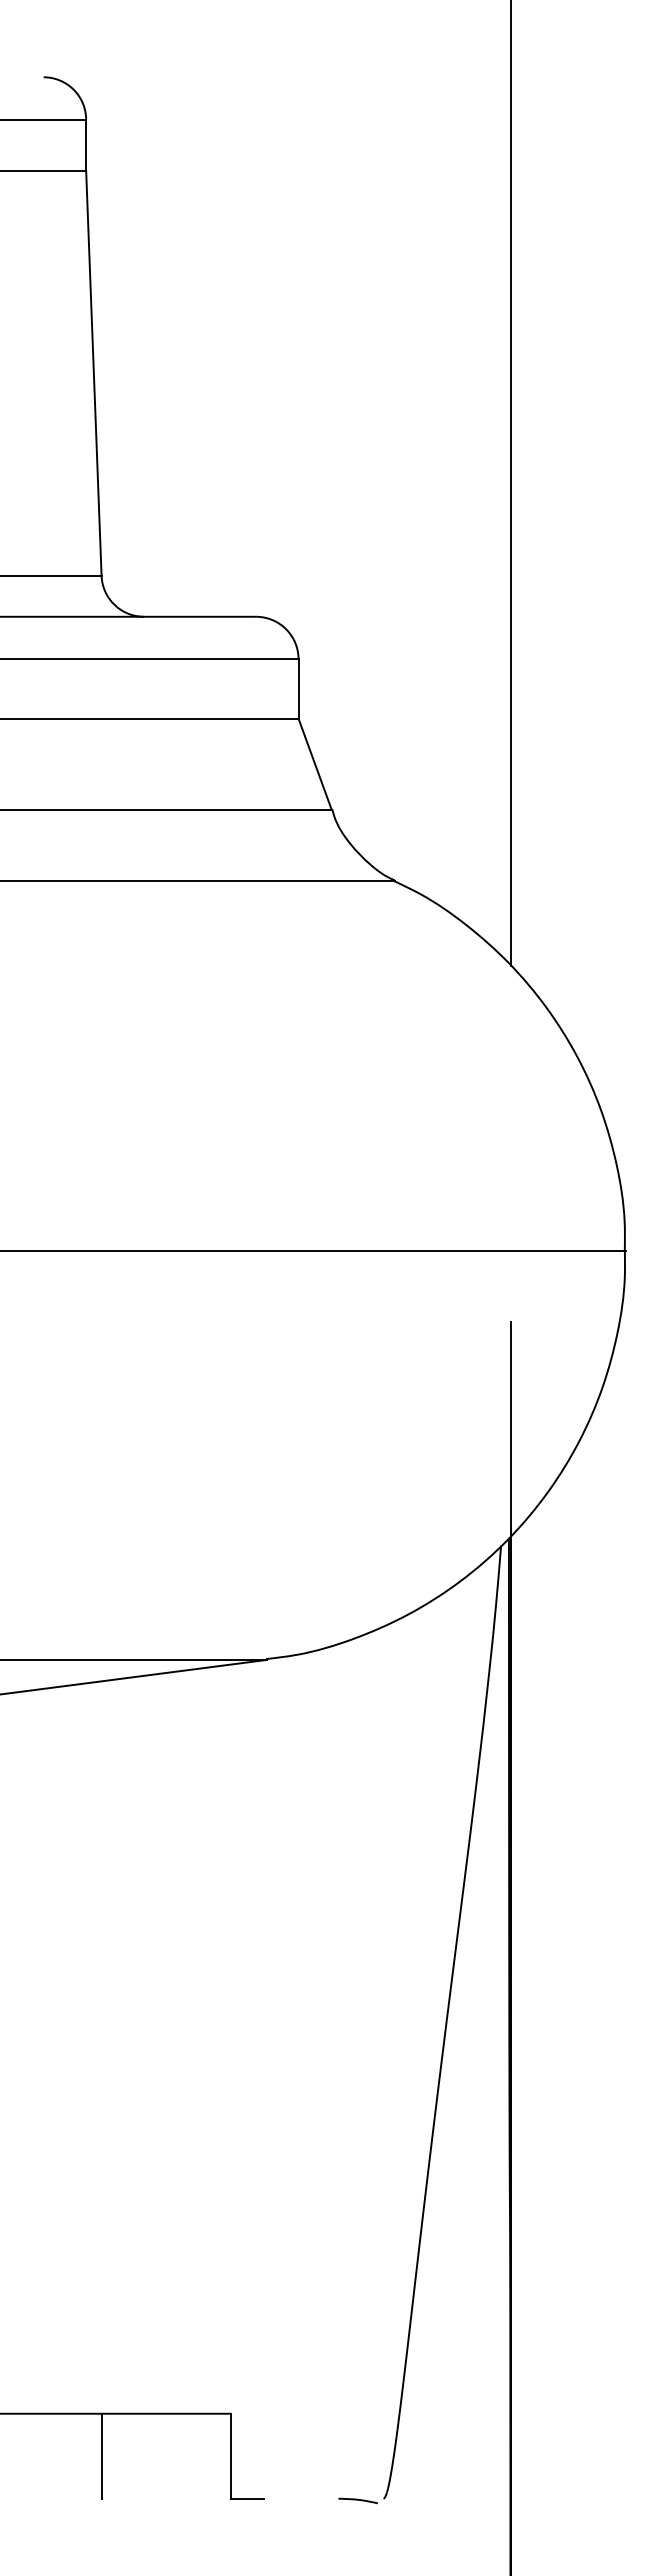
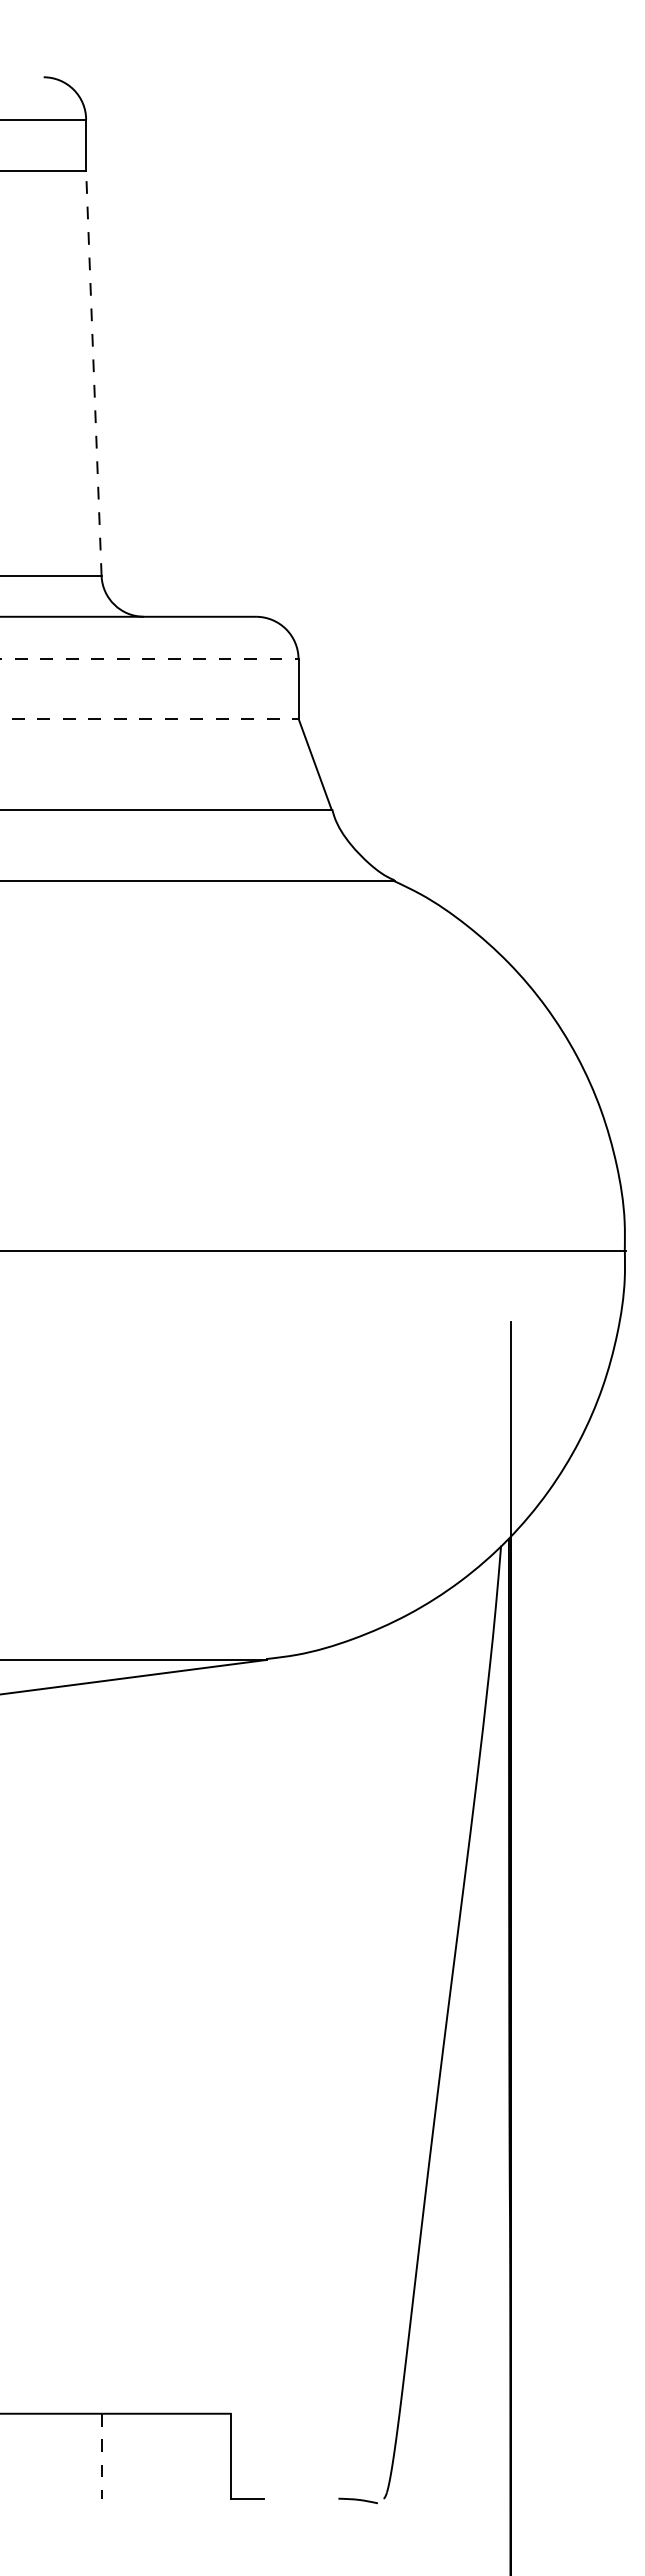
line: solid -> dashed (93, 373)
line: present -> none (510, 483)
line: solid -> dashed (149, 659)
line: solid -> dashed (149, 718)
line: solid -> dashed (102, 2456)
